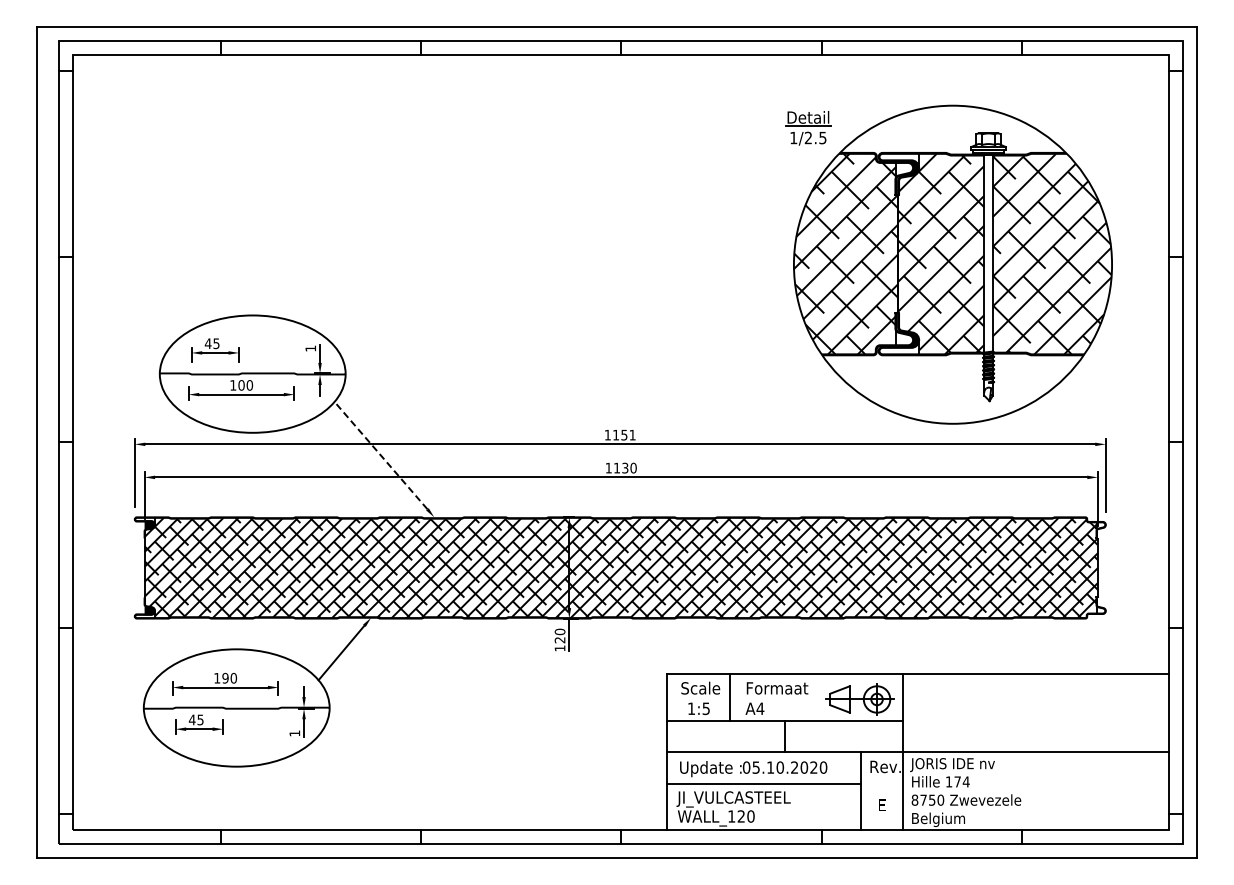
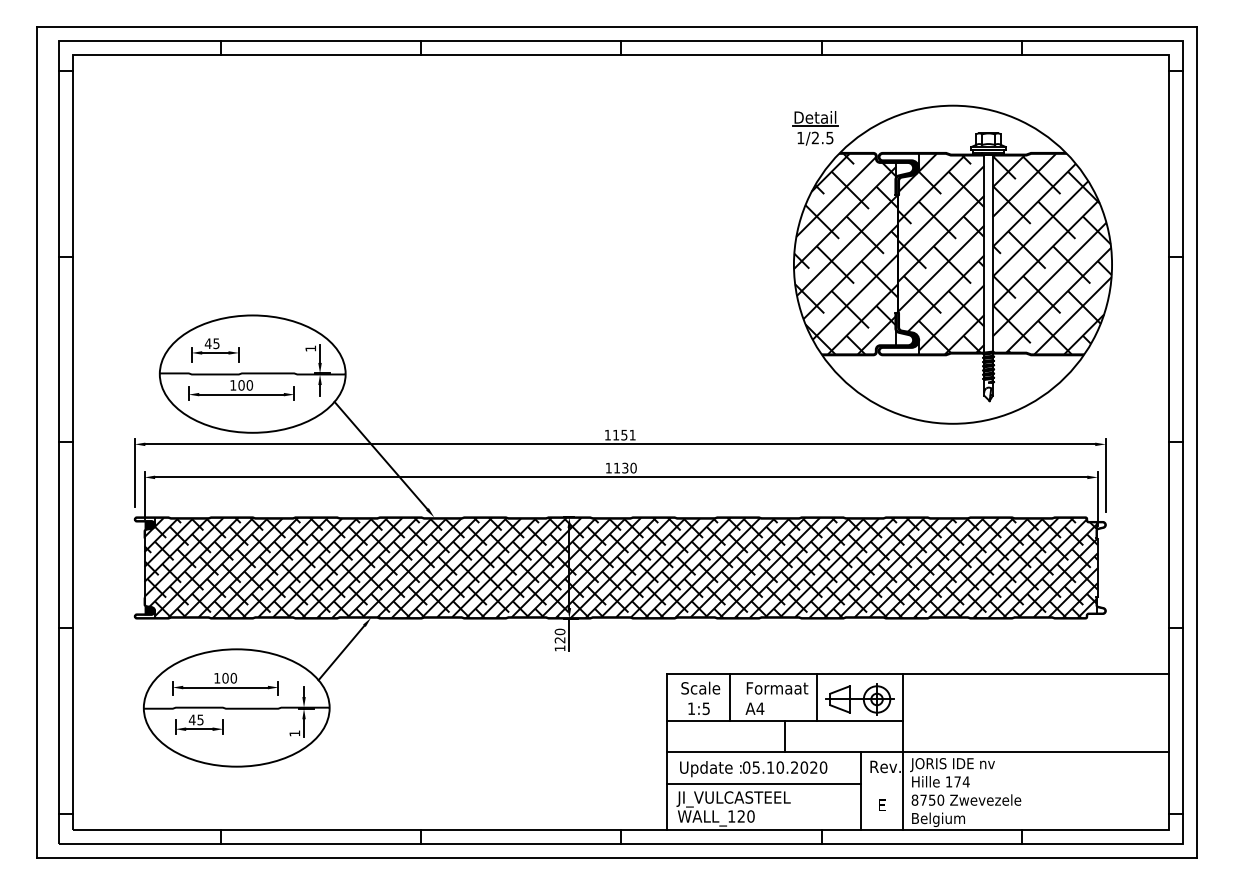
part position: (808, 128) -> (815, 128) (815, 128)
line: dashed -> solid (381, 455)
text: 190 -> 100 (225, 678)
line: none -> present (816, 697)
